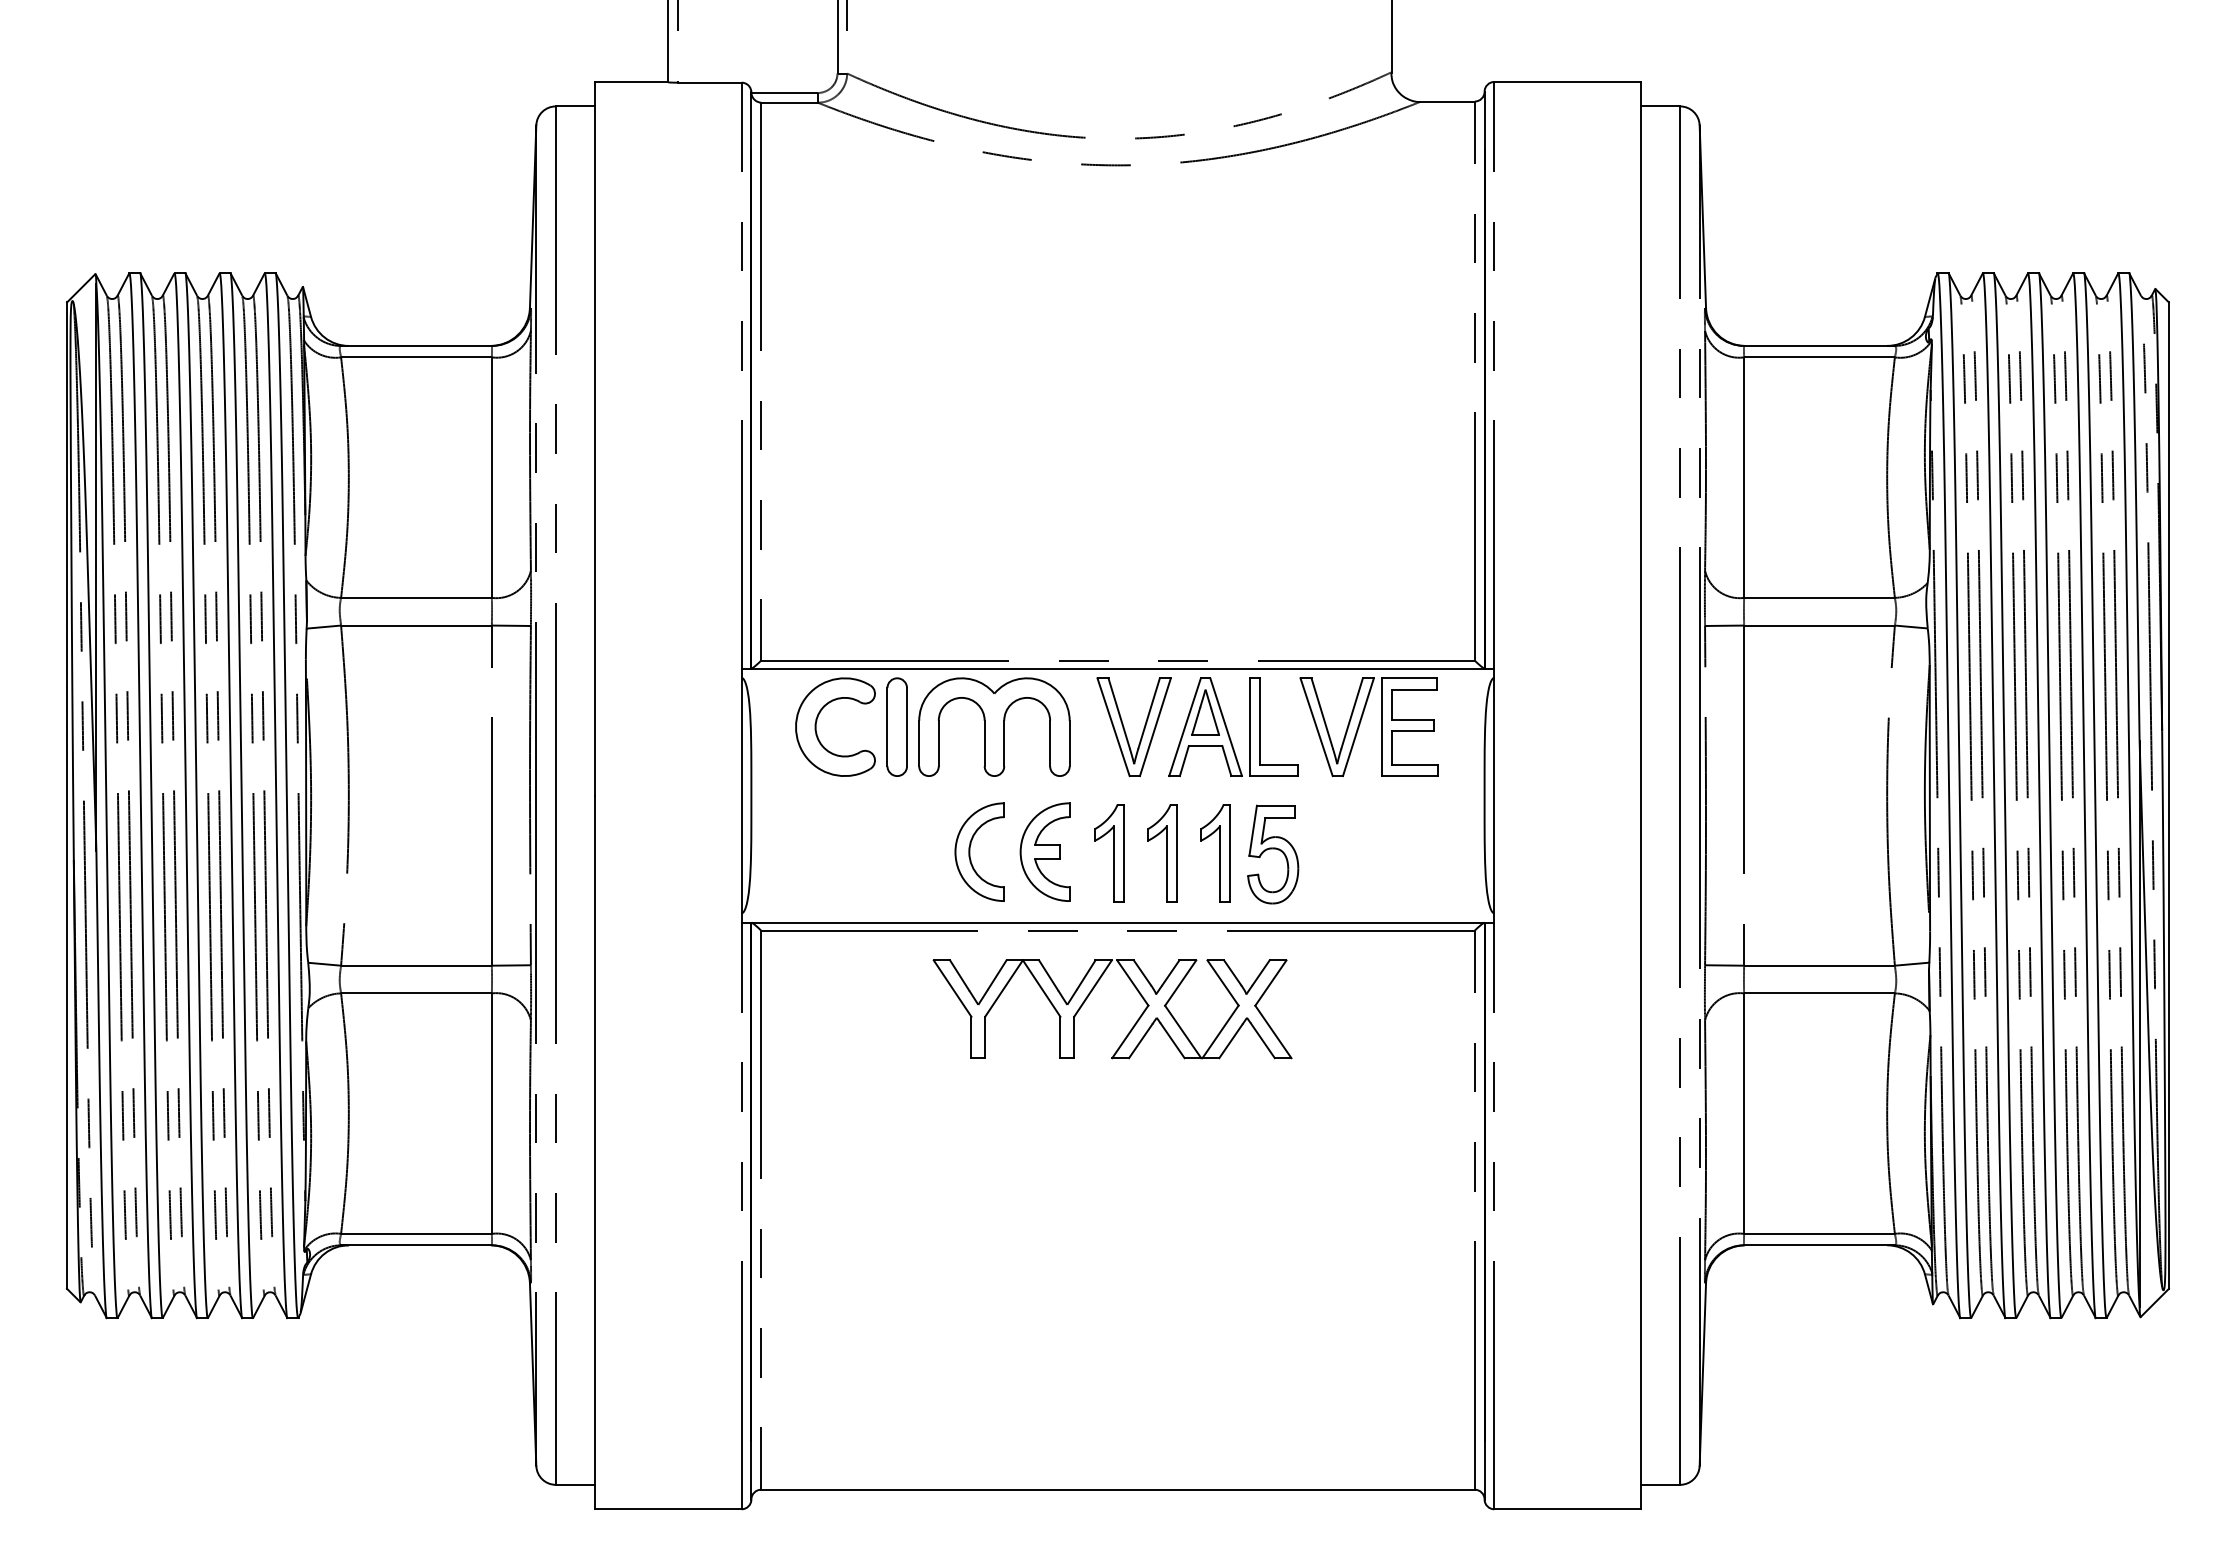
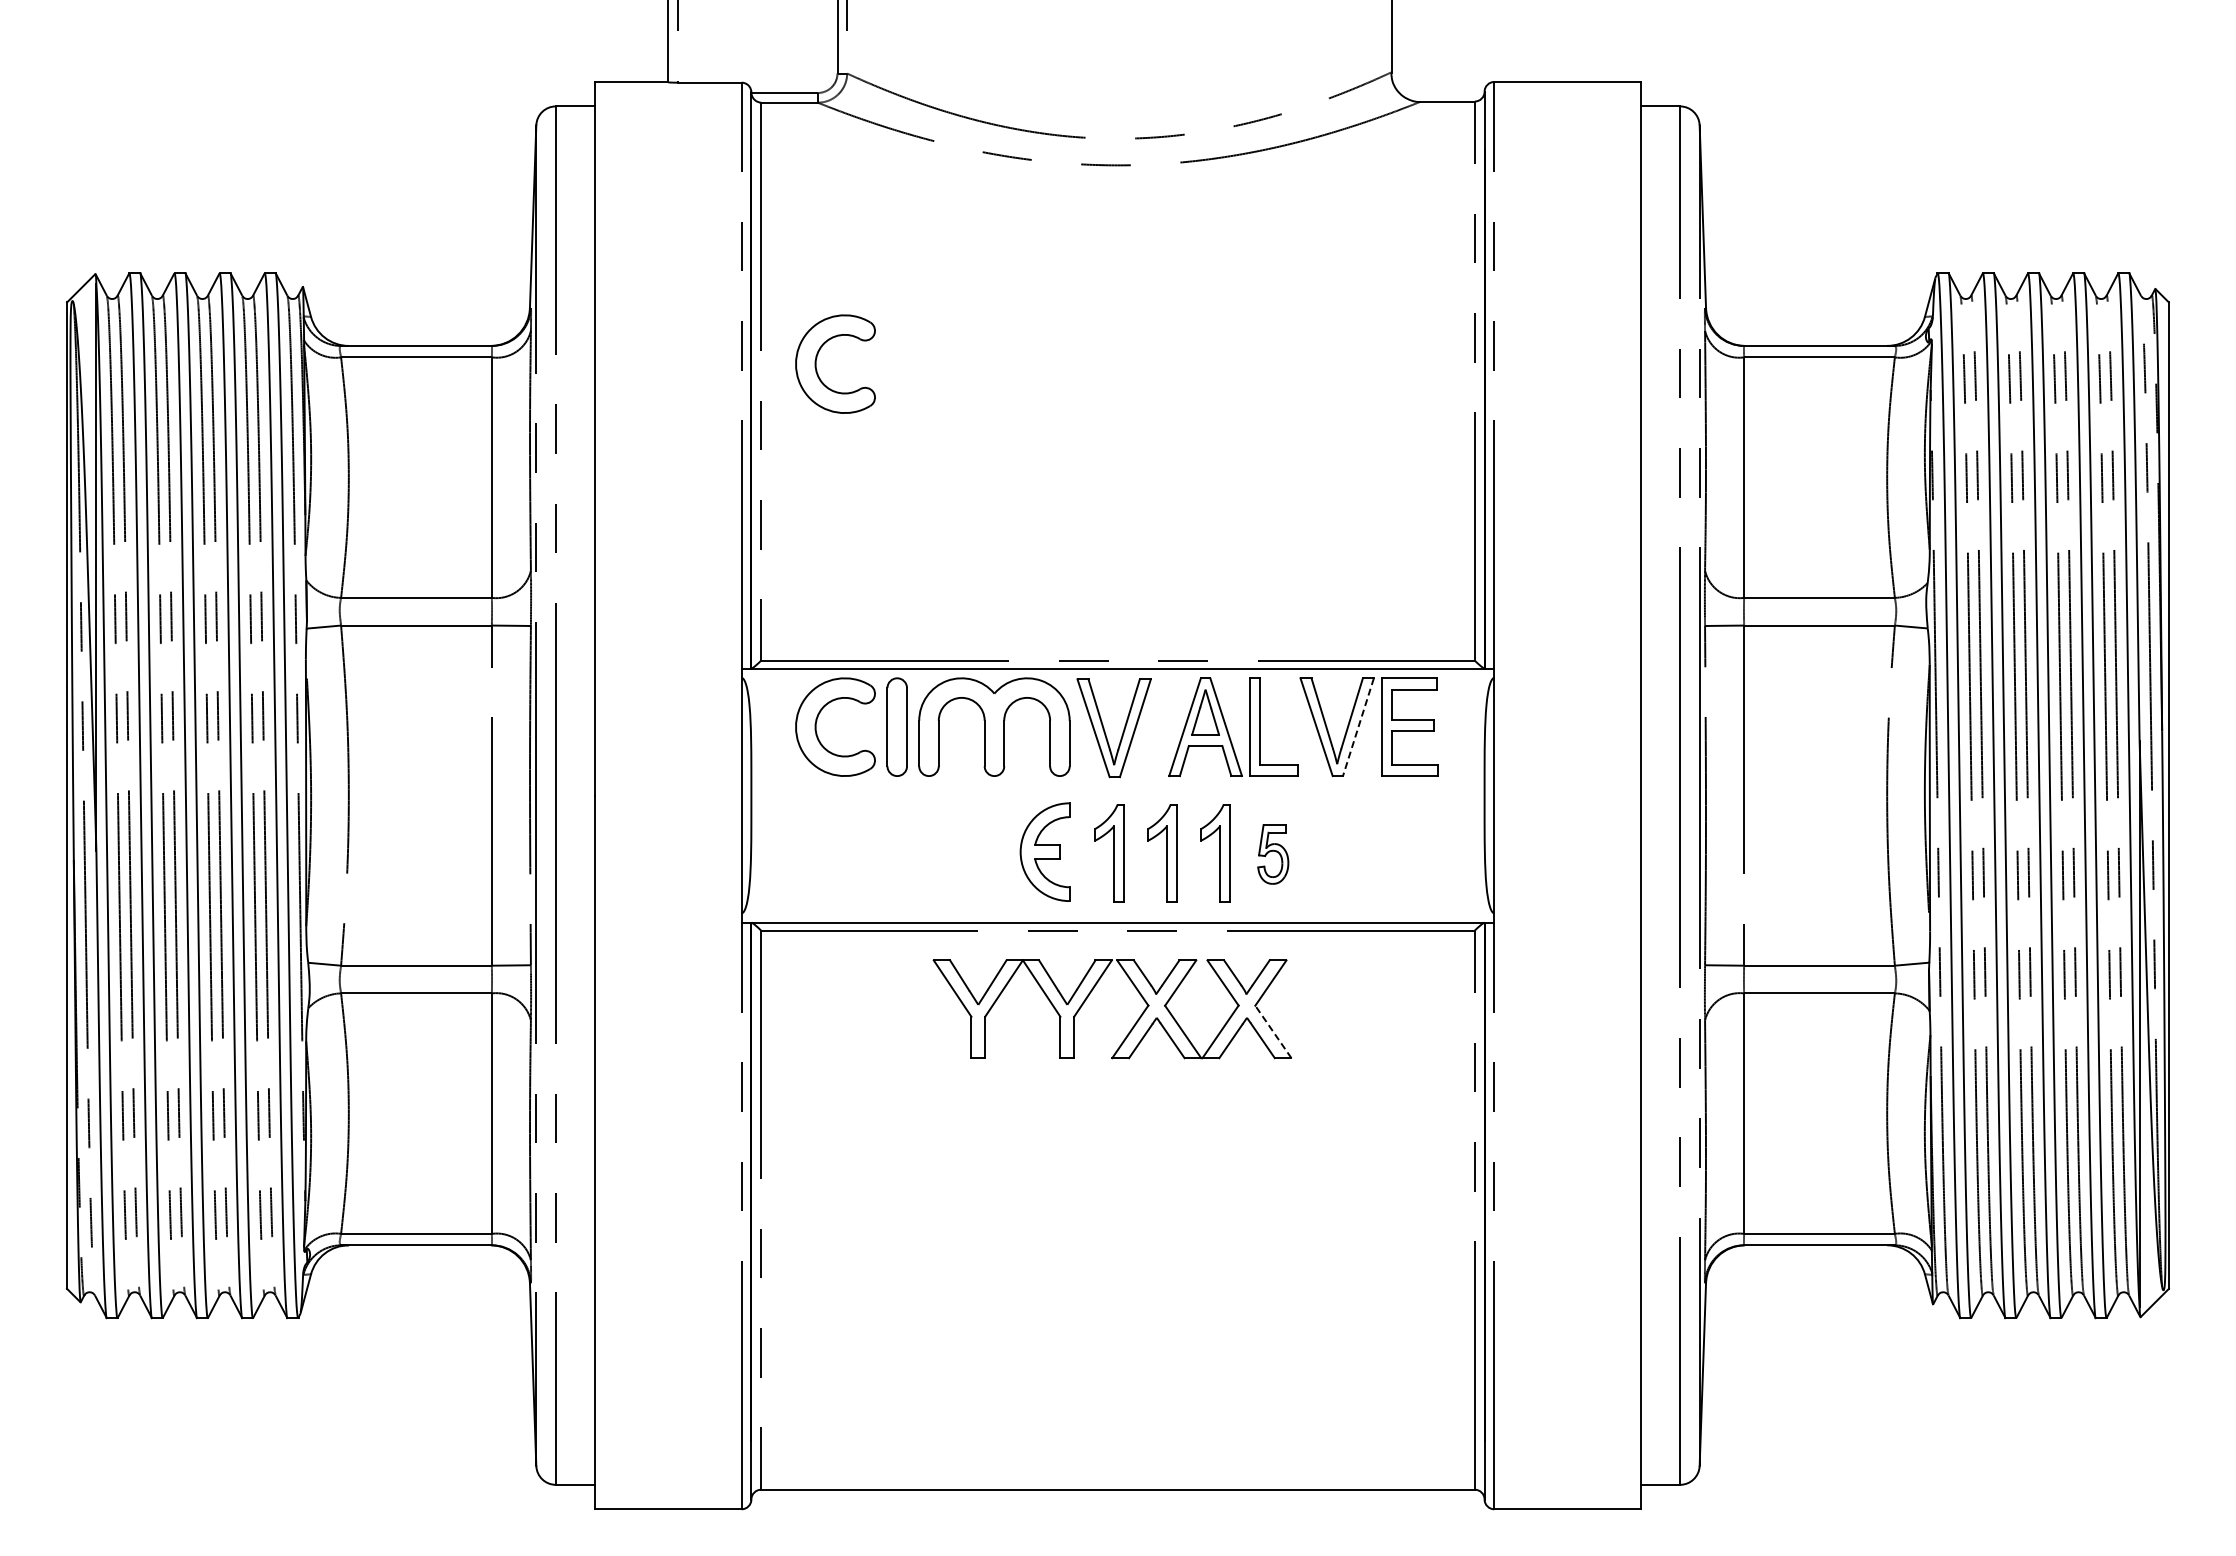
part: none -> present (817, 358)
line: solid -> dashed (1358, 727)
part position: (1125, 730) -> (1105, 731) (1105, 731)
part: present -> none (970, 851)
part size: 53x101 px -> 33x61 px (1273, 854)
line: solid -> dashed (1273, 1031)
